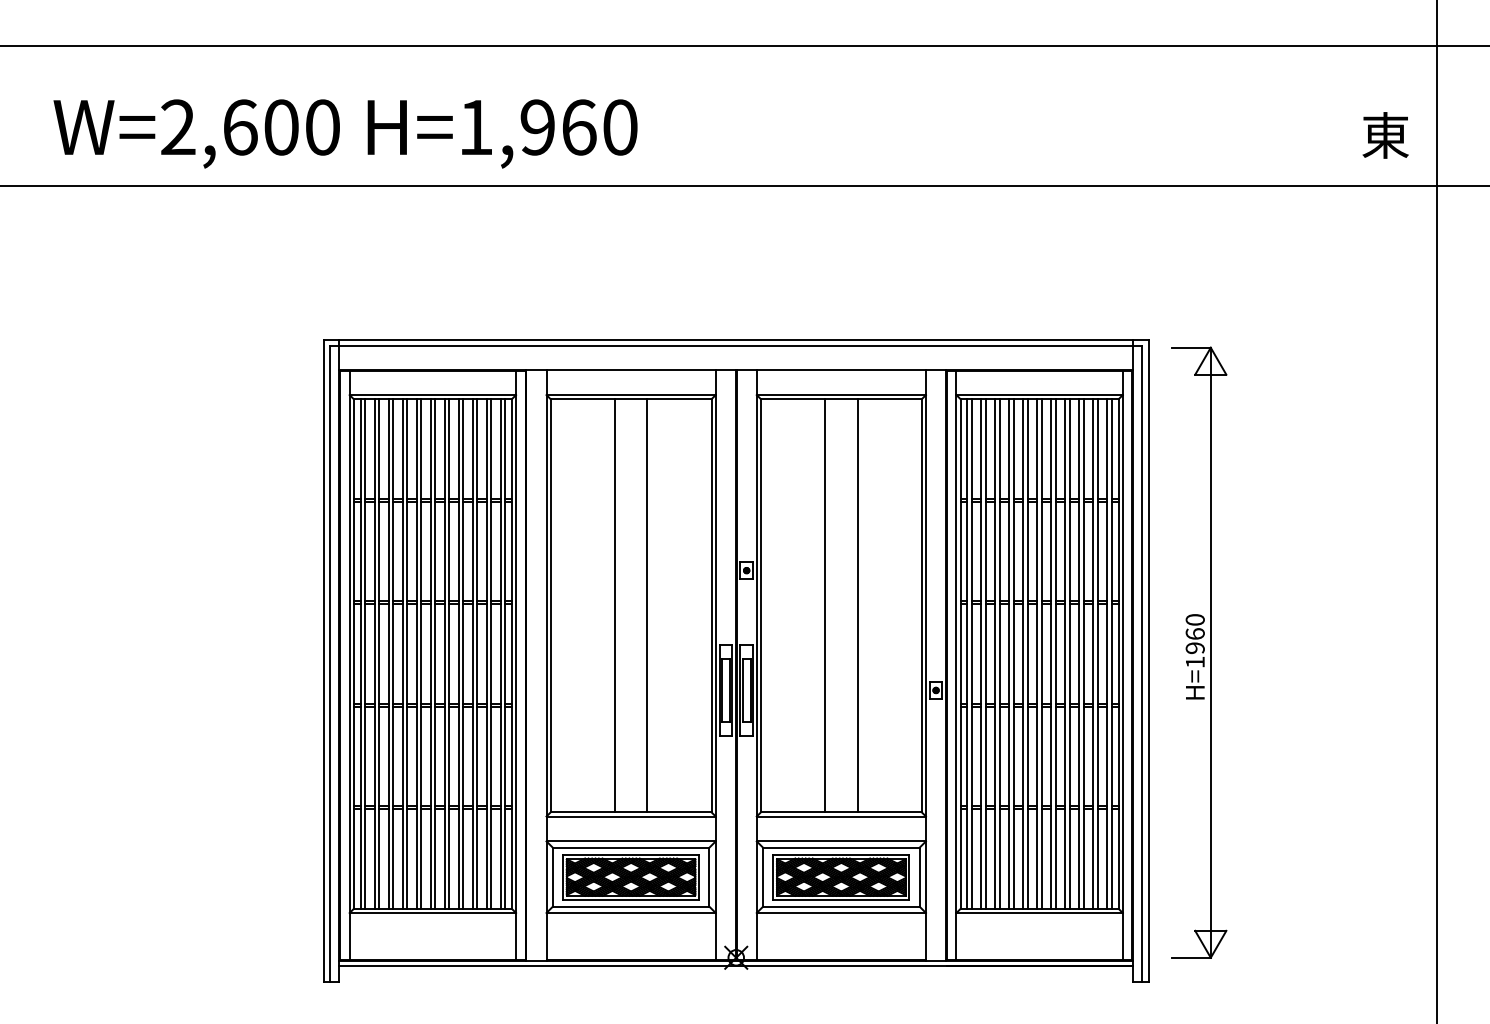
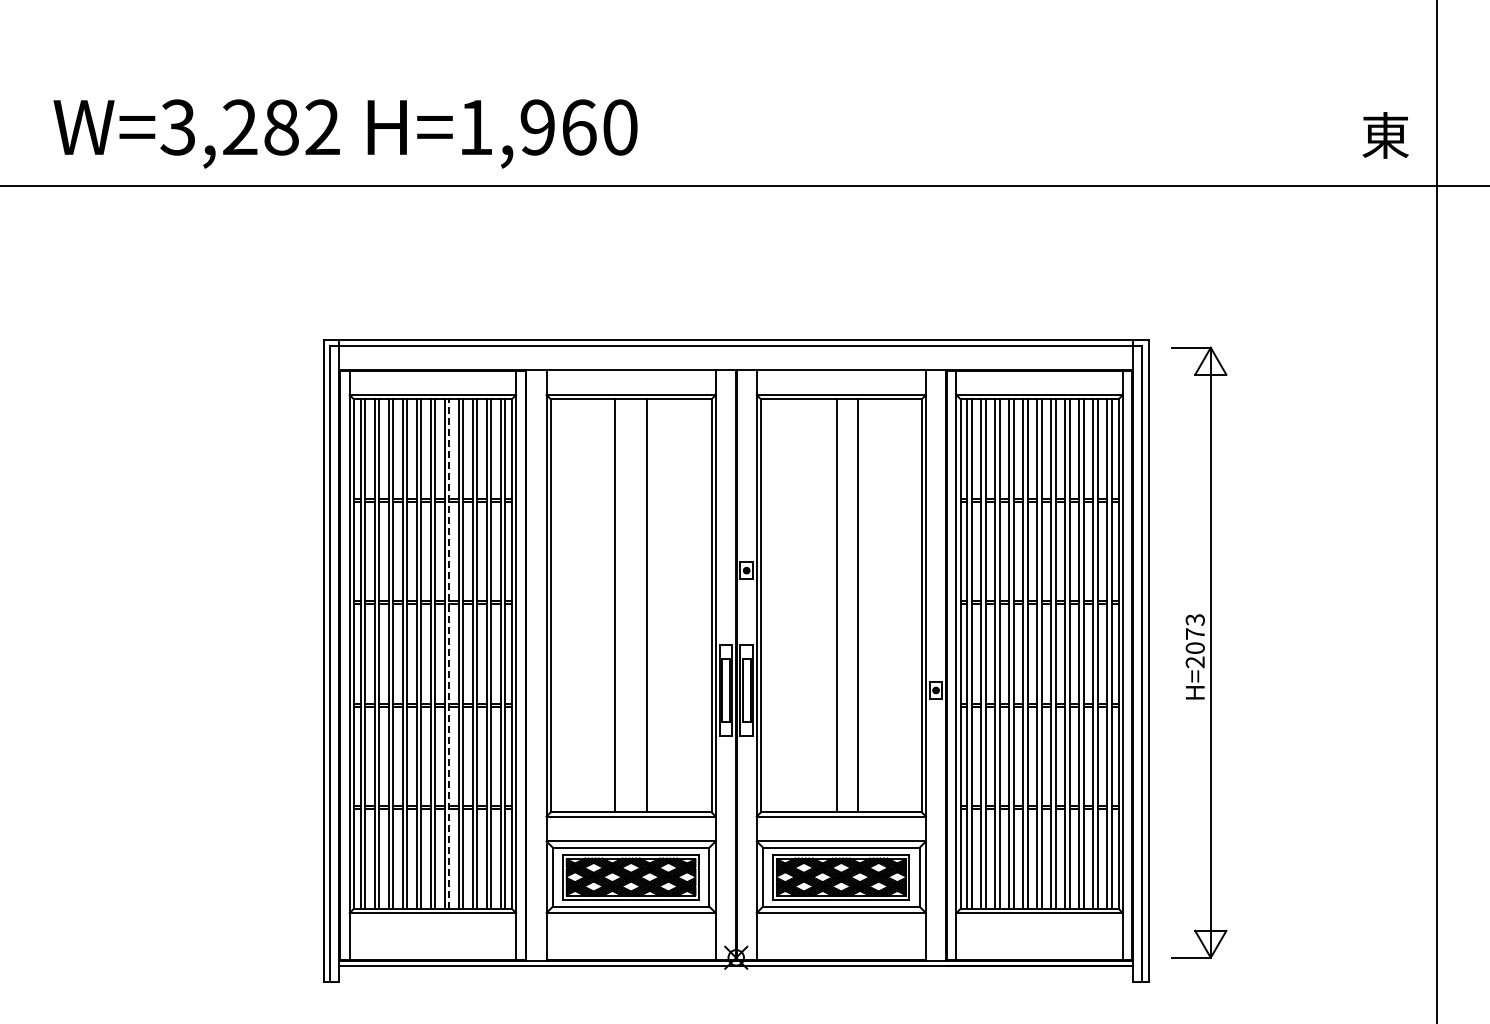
line: present -> none (744, 45)
text: W=2,600 -> W=3,282 (249, 127)
line position: (825, 605) -> (837, 605) (837, 605)
text: H=1960 -> H=2073 (1194, 641)
line: solid -> dashed (449, 654)
